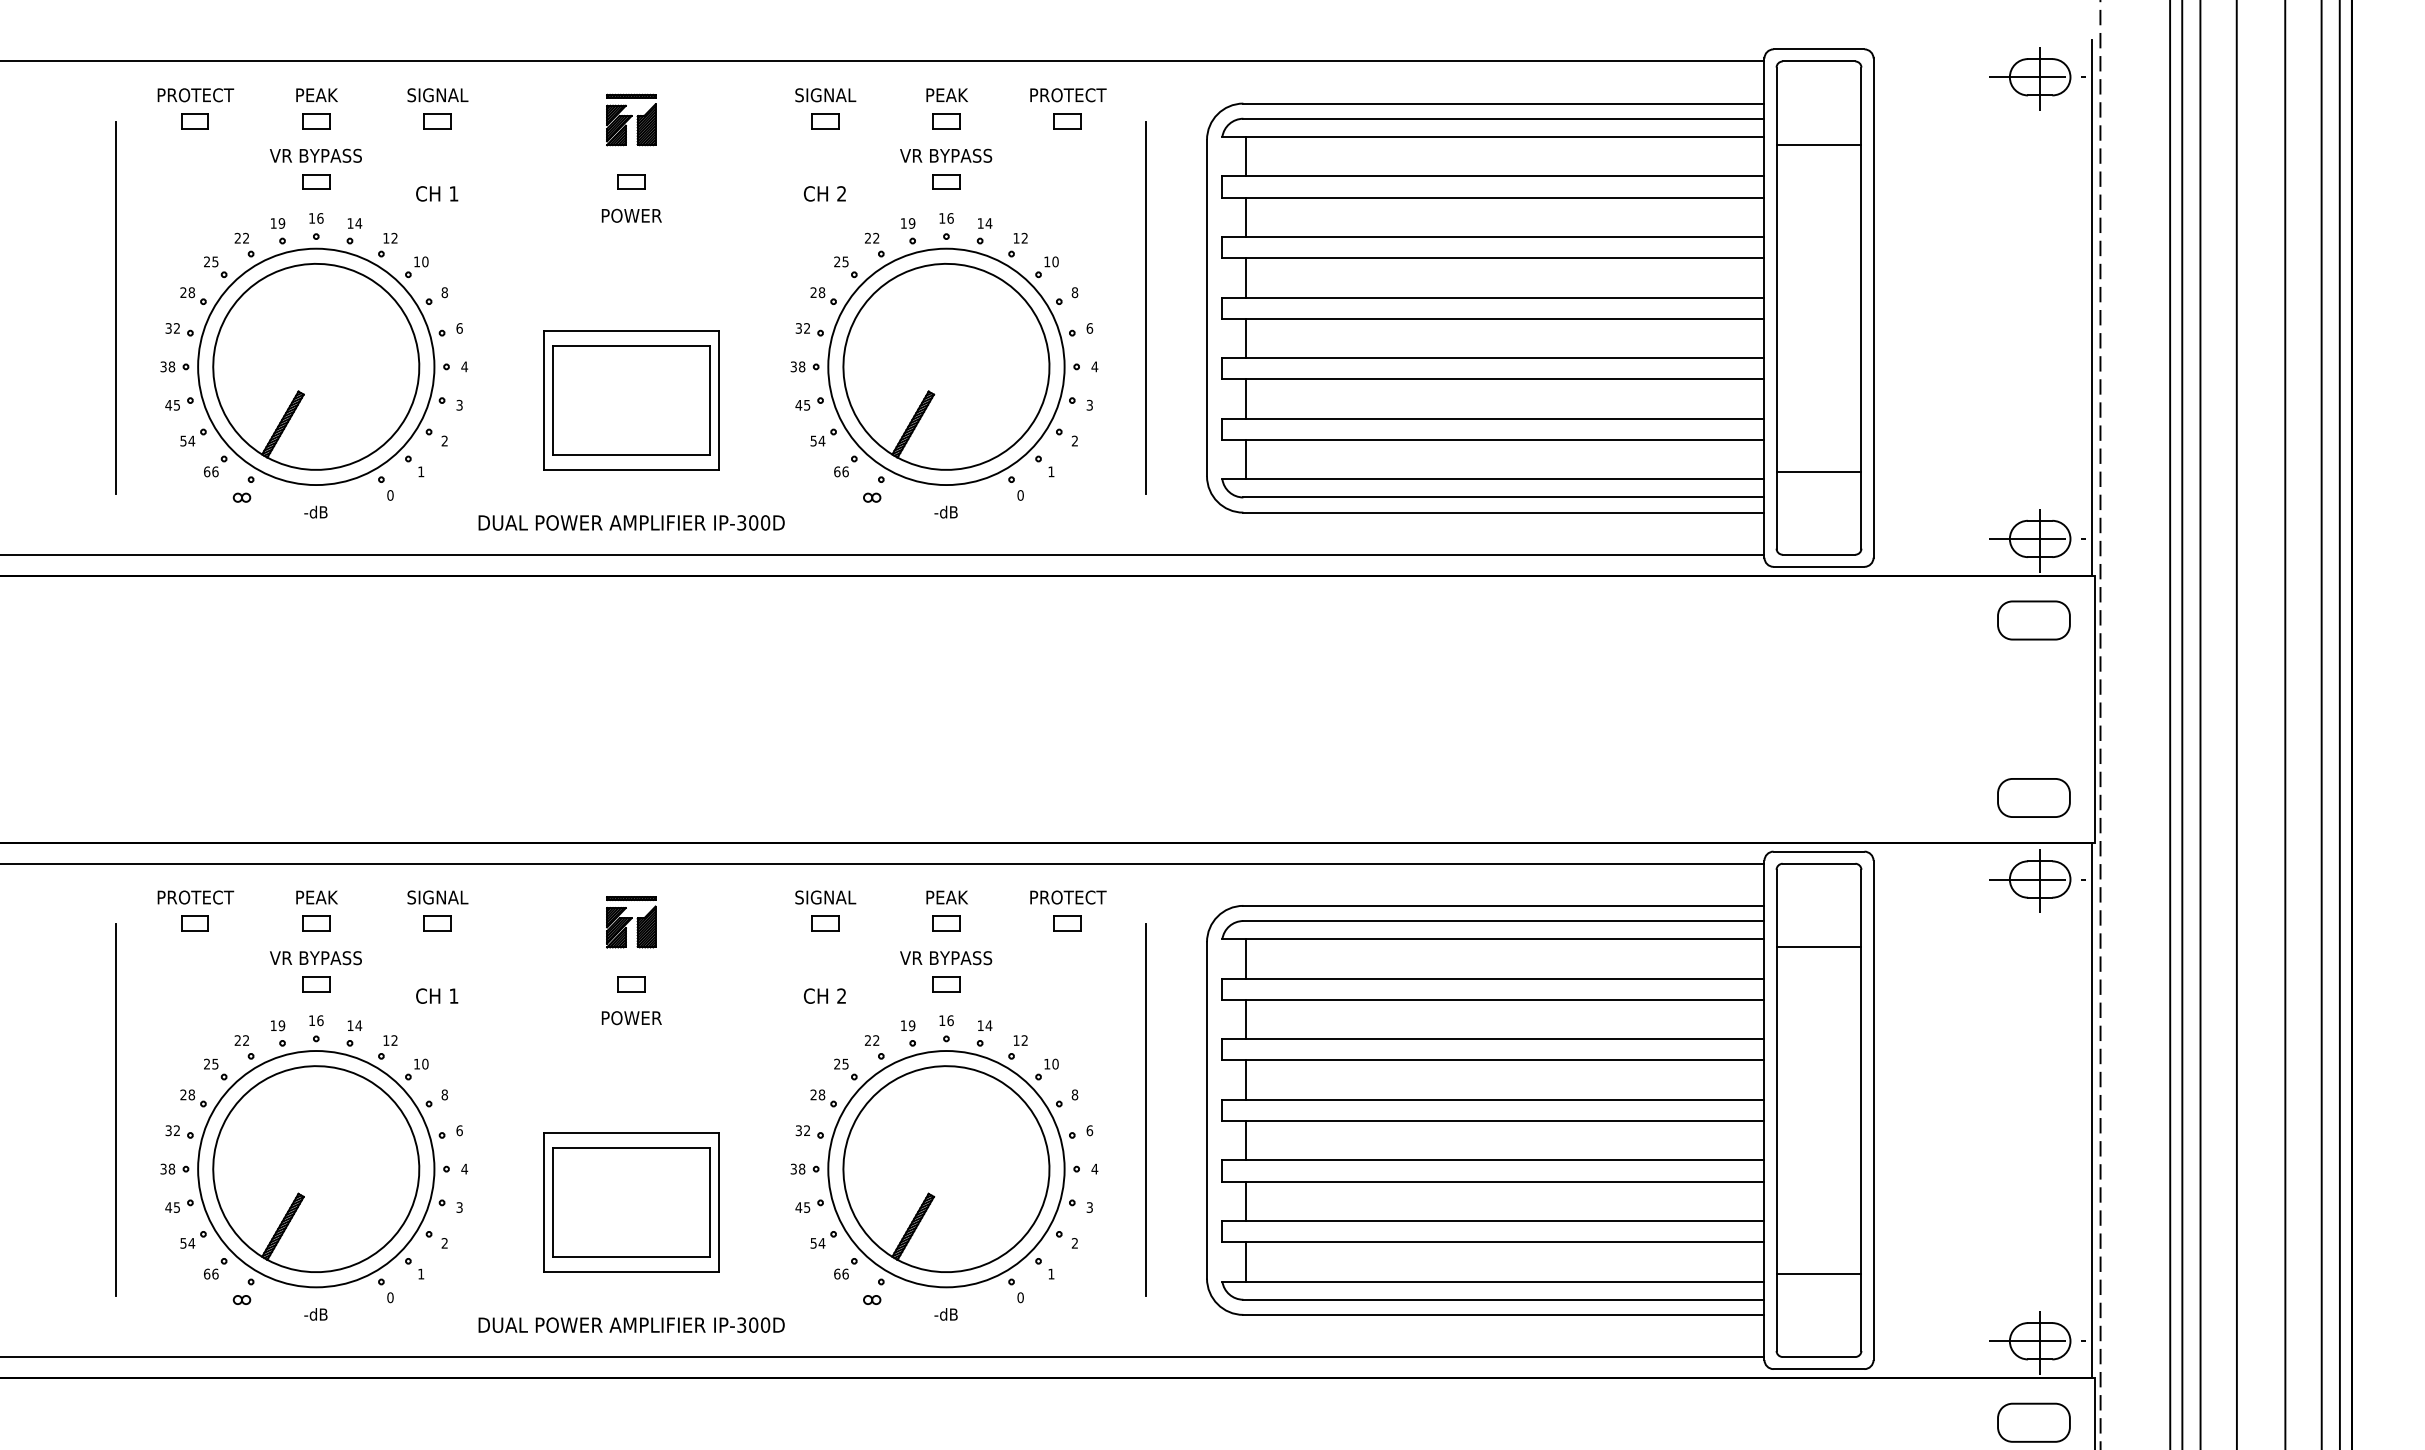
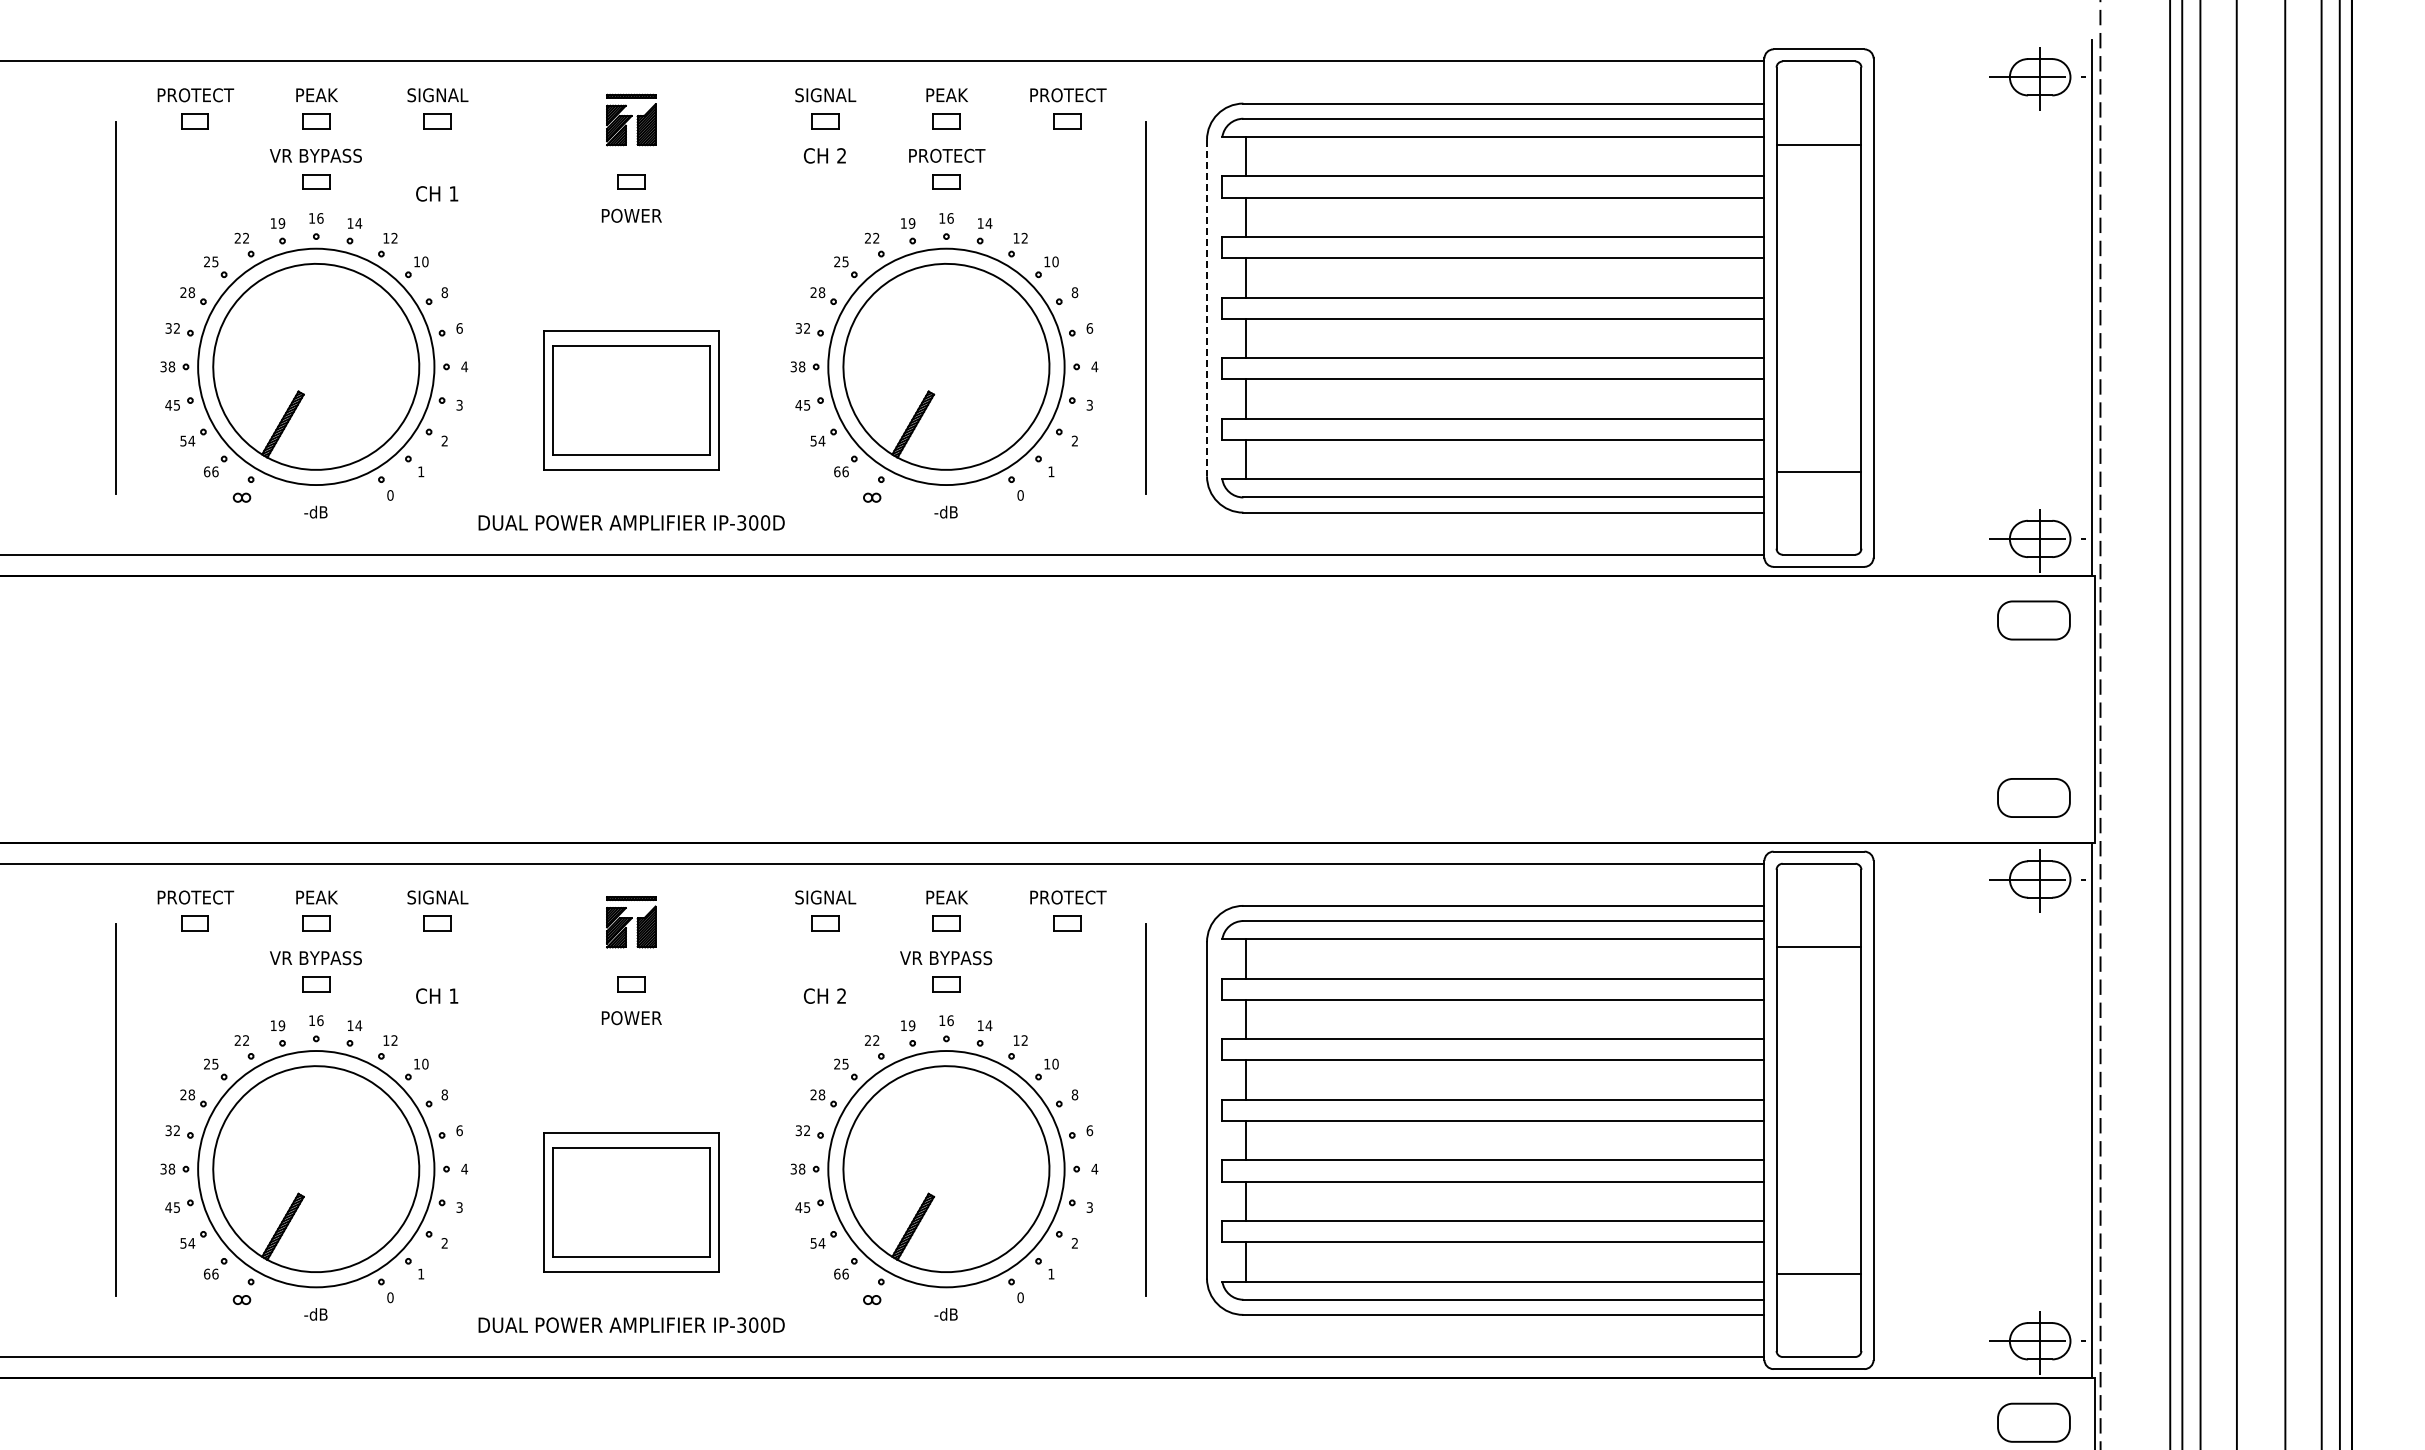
text: VR BYPASS -> PROTECT (946, 155)
text position: (824, 193) -> (824, 155) (824, 155)
line: solid -> dashed (1207, 308)
